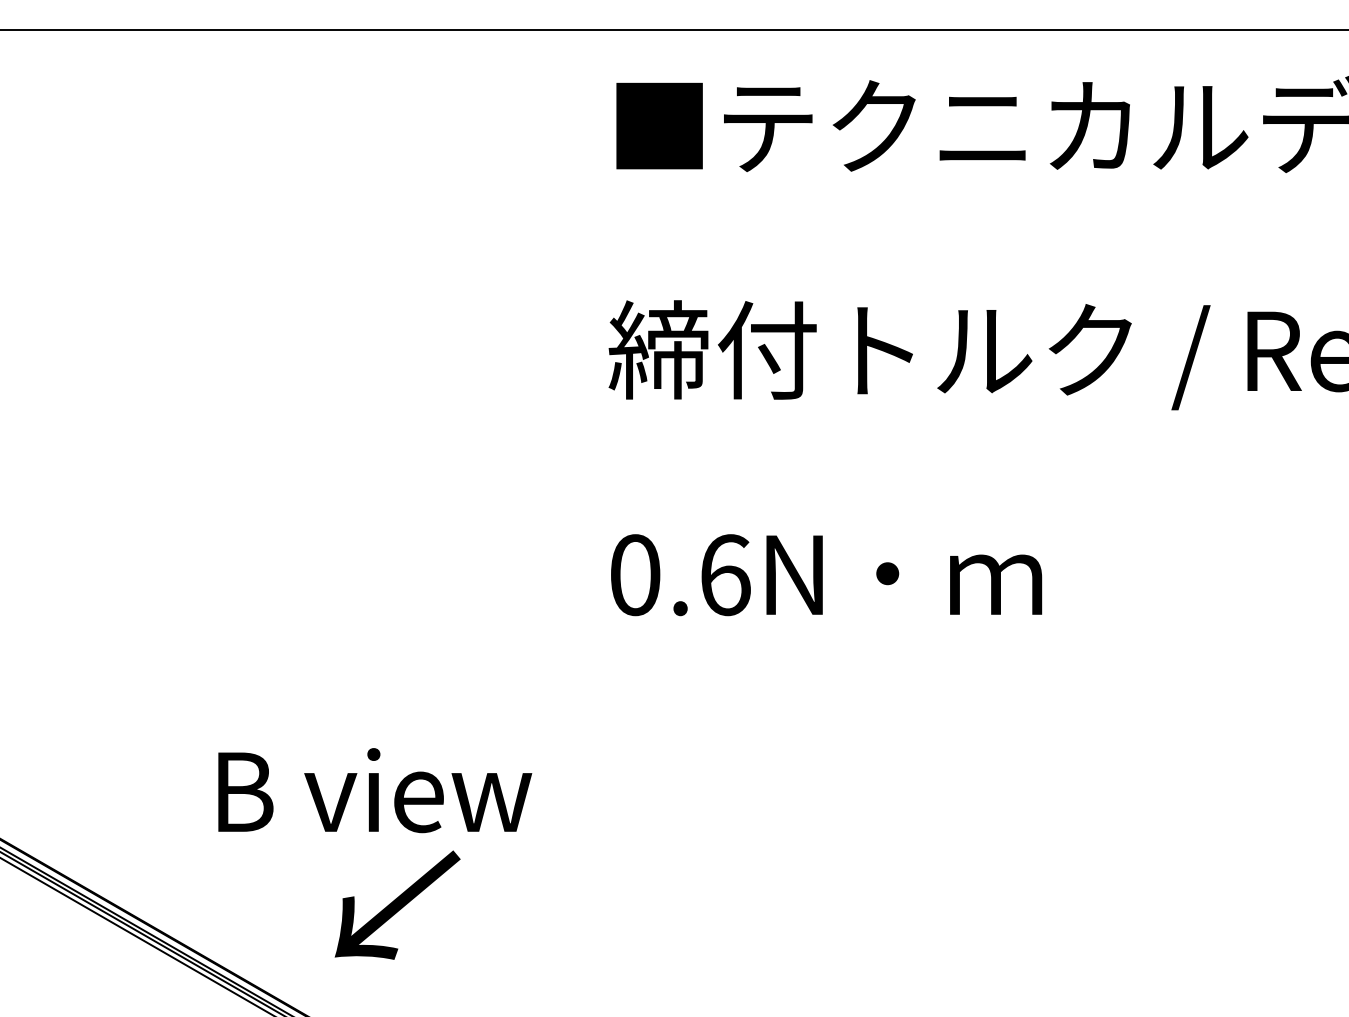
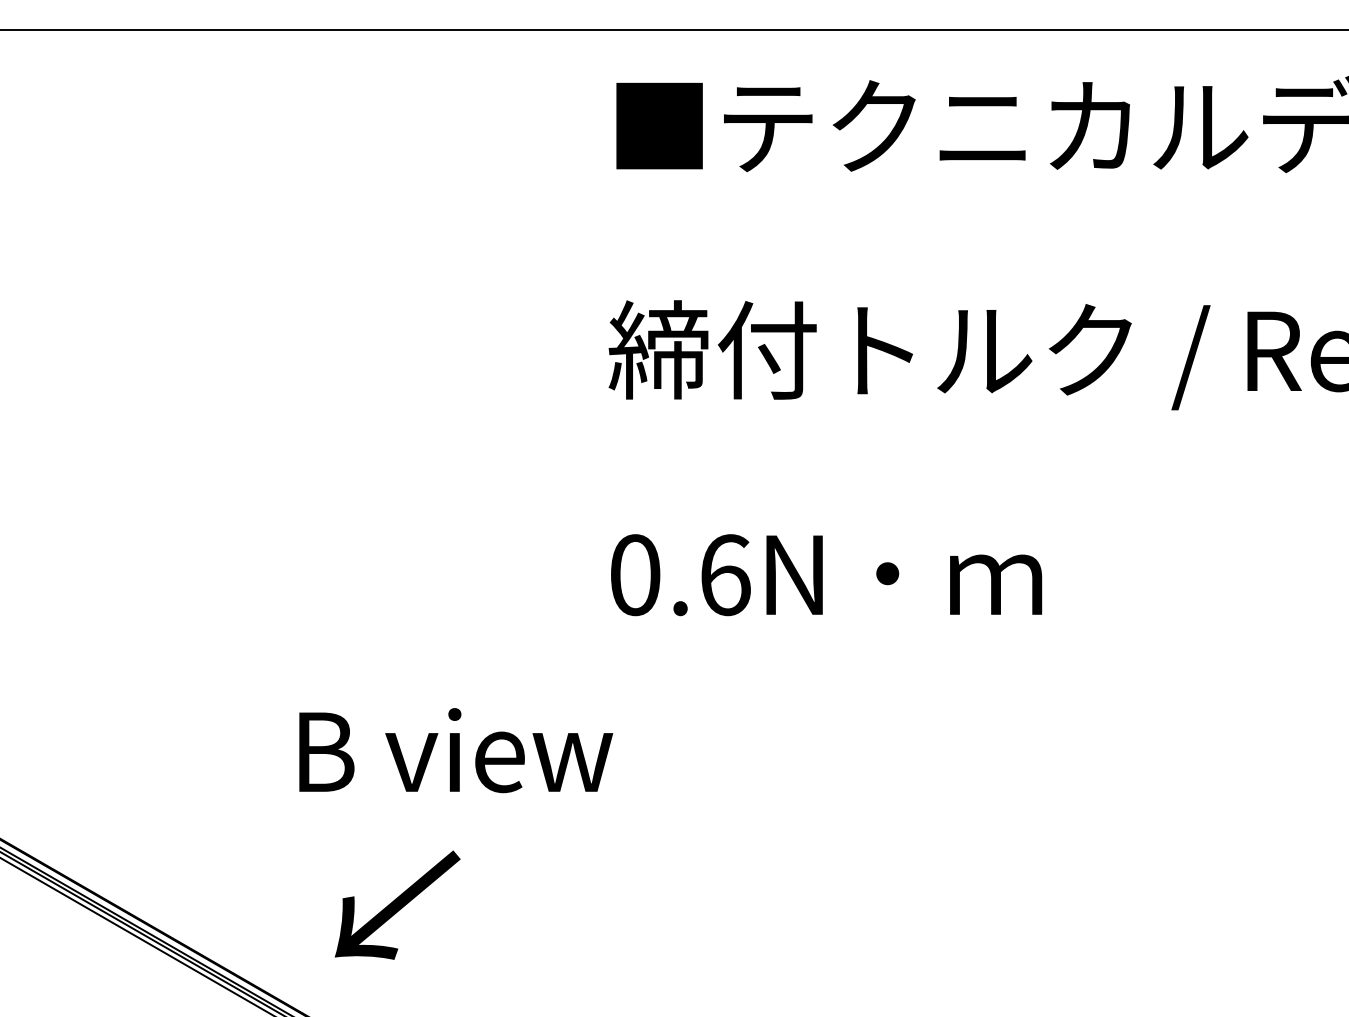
text position: (375, 790) -> (456, 750) (456, 750)
